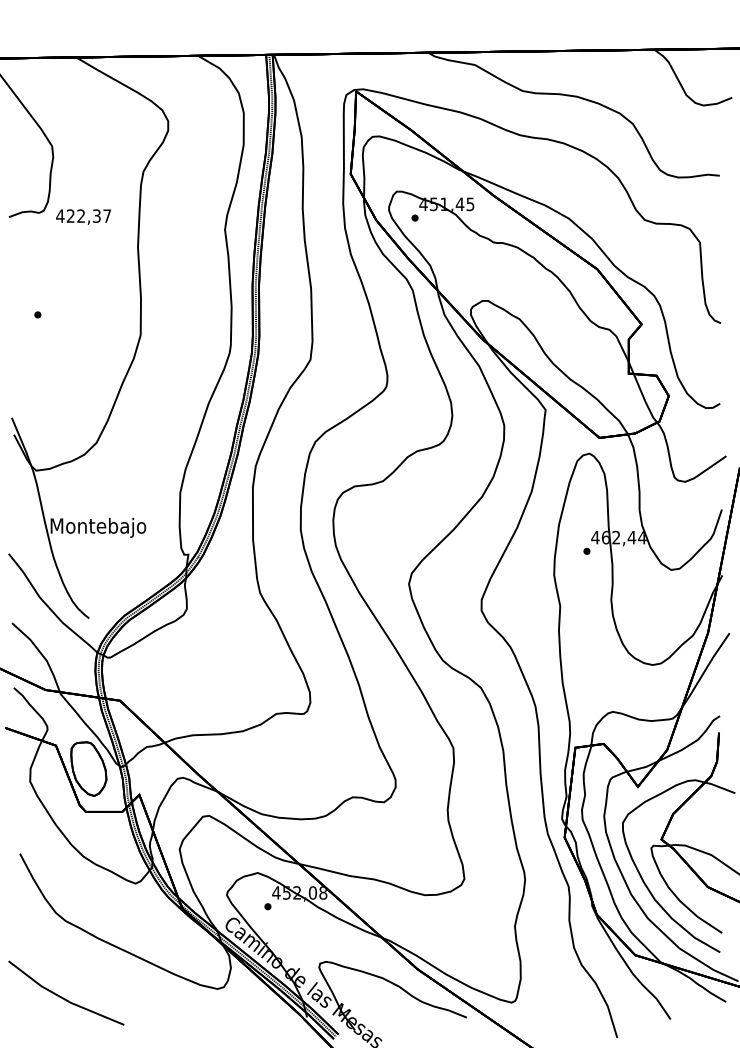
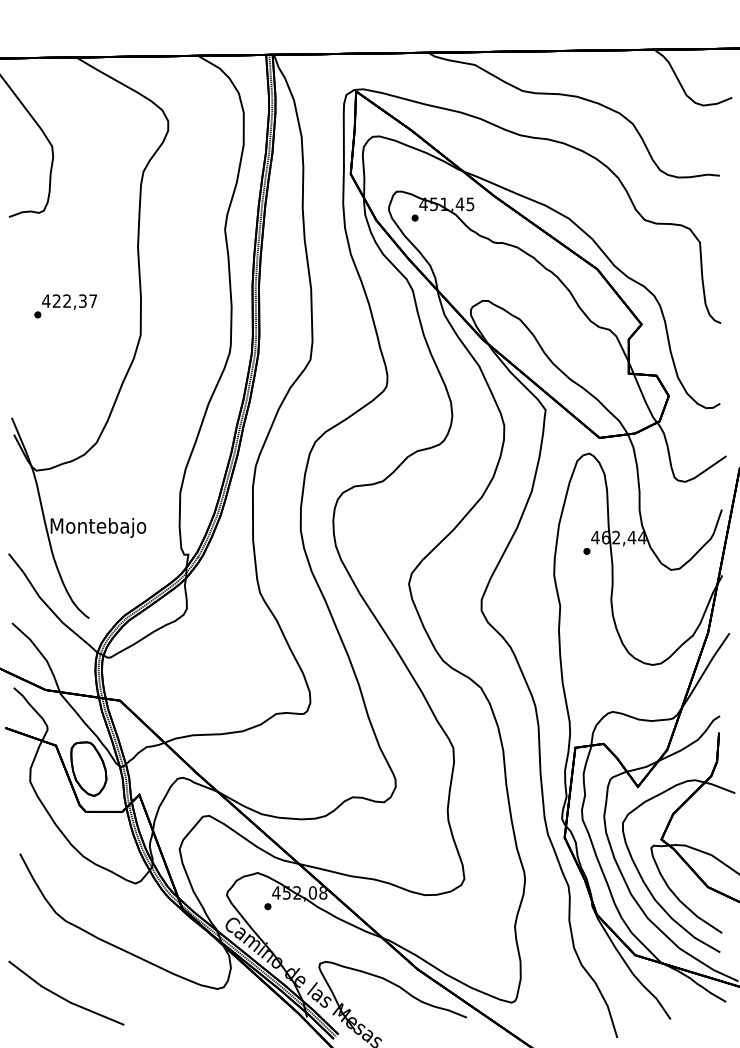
text position: (83, 216) -> (69, 301) (69, 301)
